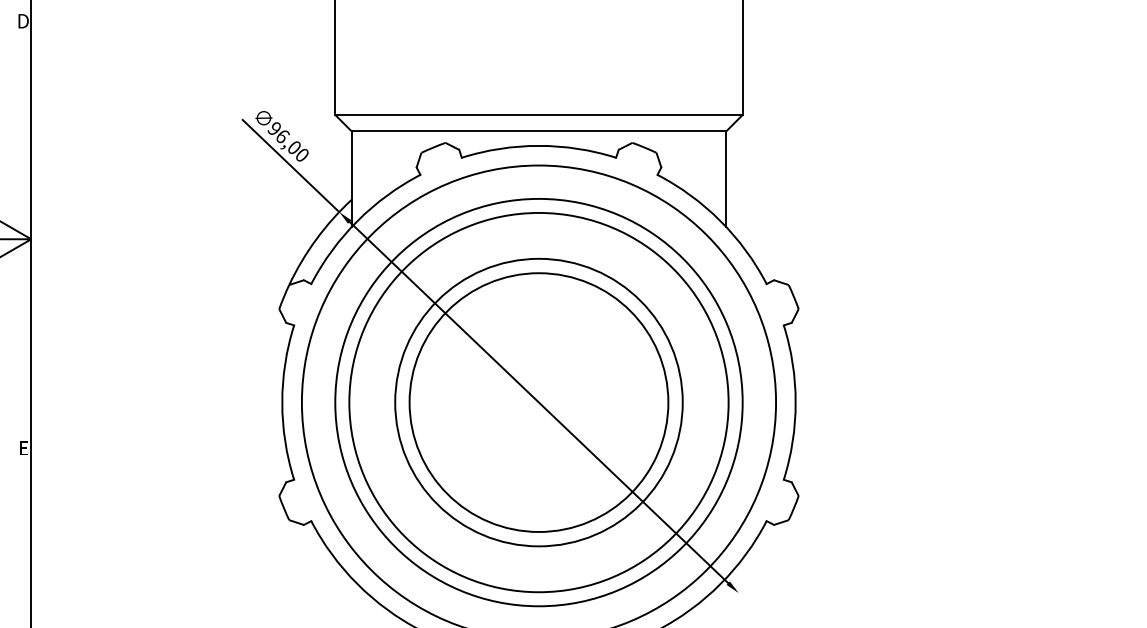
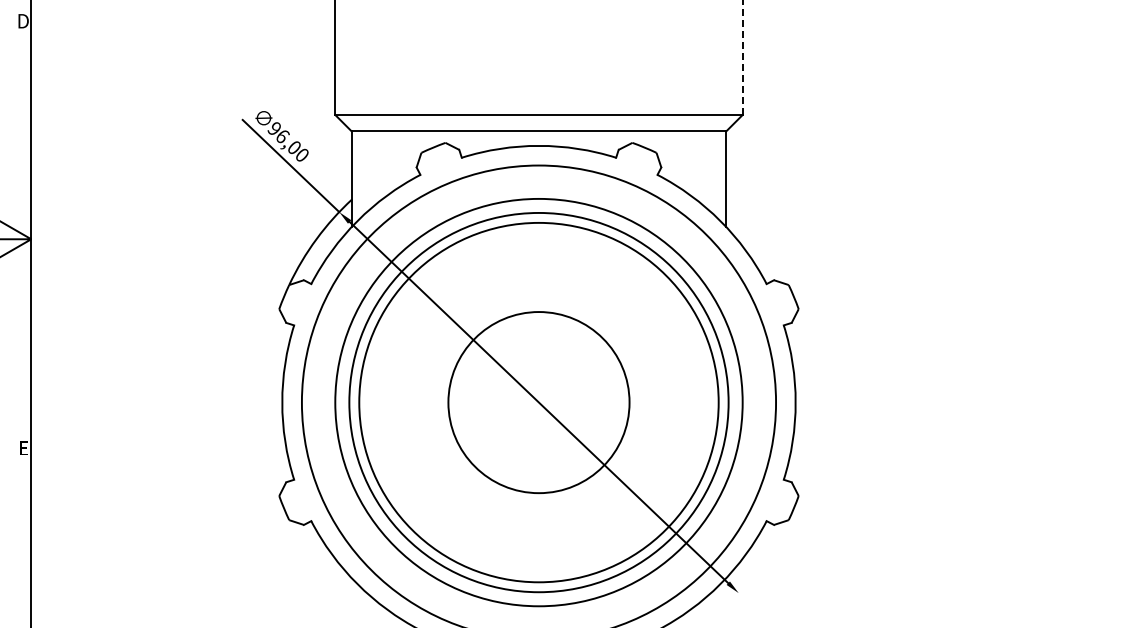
line: solid -> dashed (742, 57)
circle diameter: 259 px -> 181 px (538, 402)
circle diameter: 288 px -> 359 px (538, 402)
